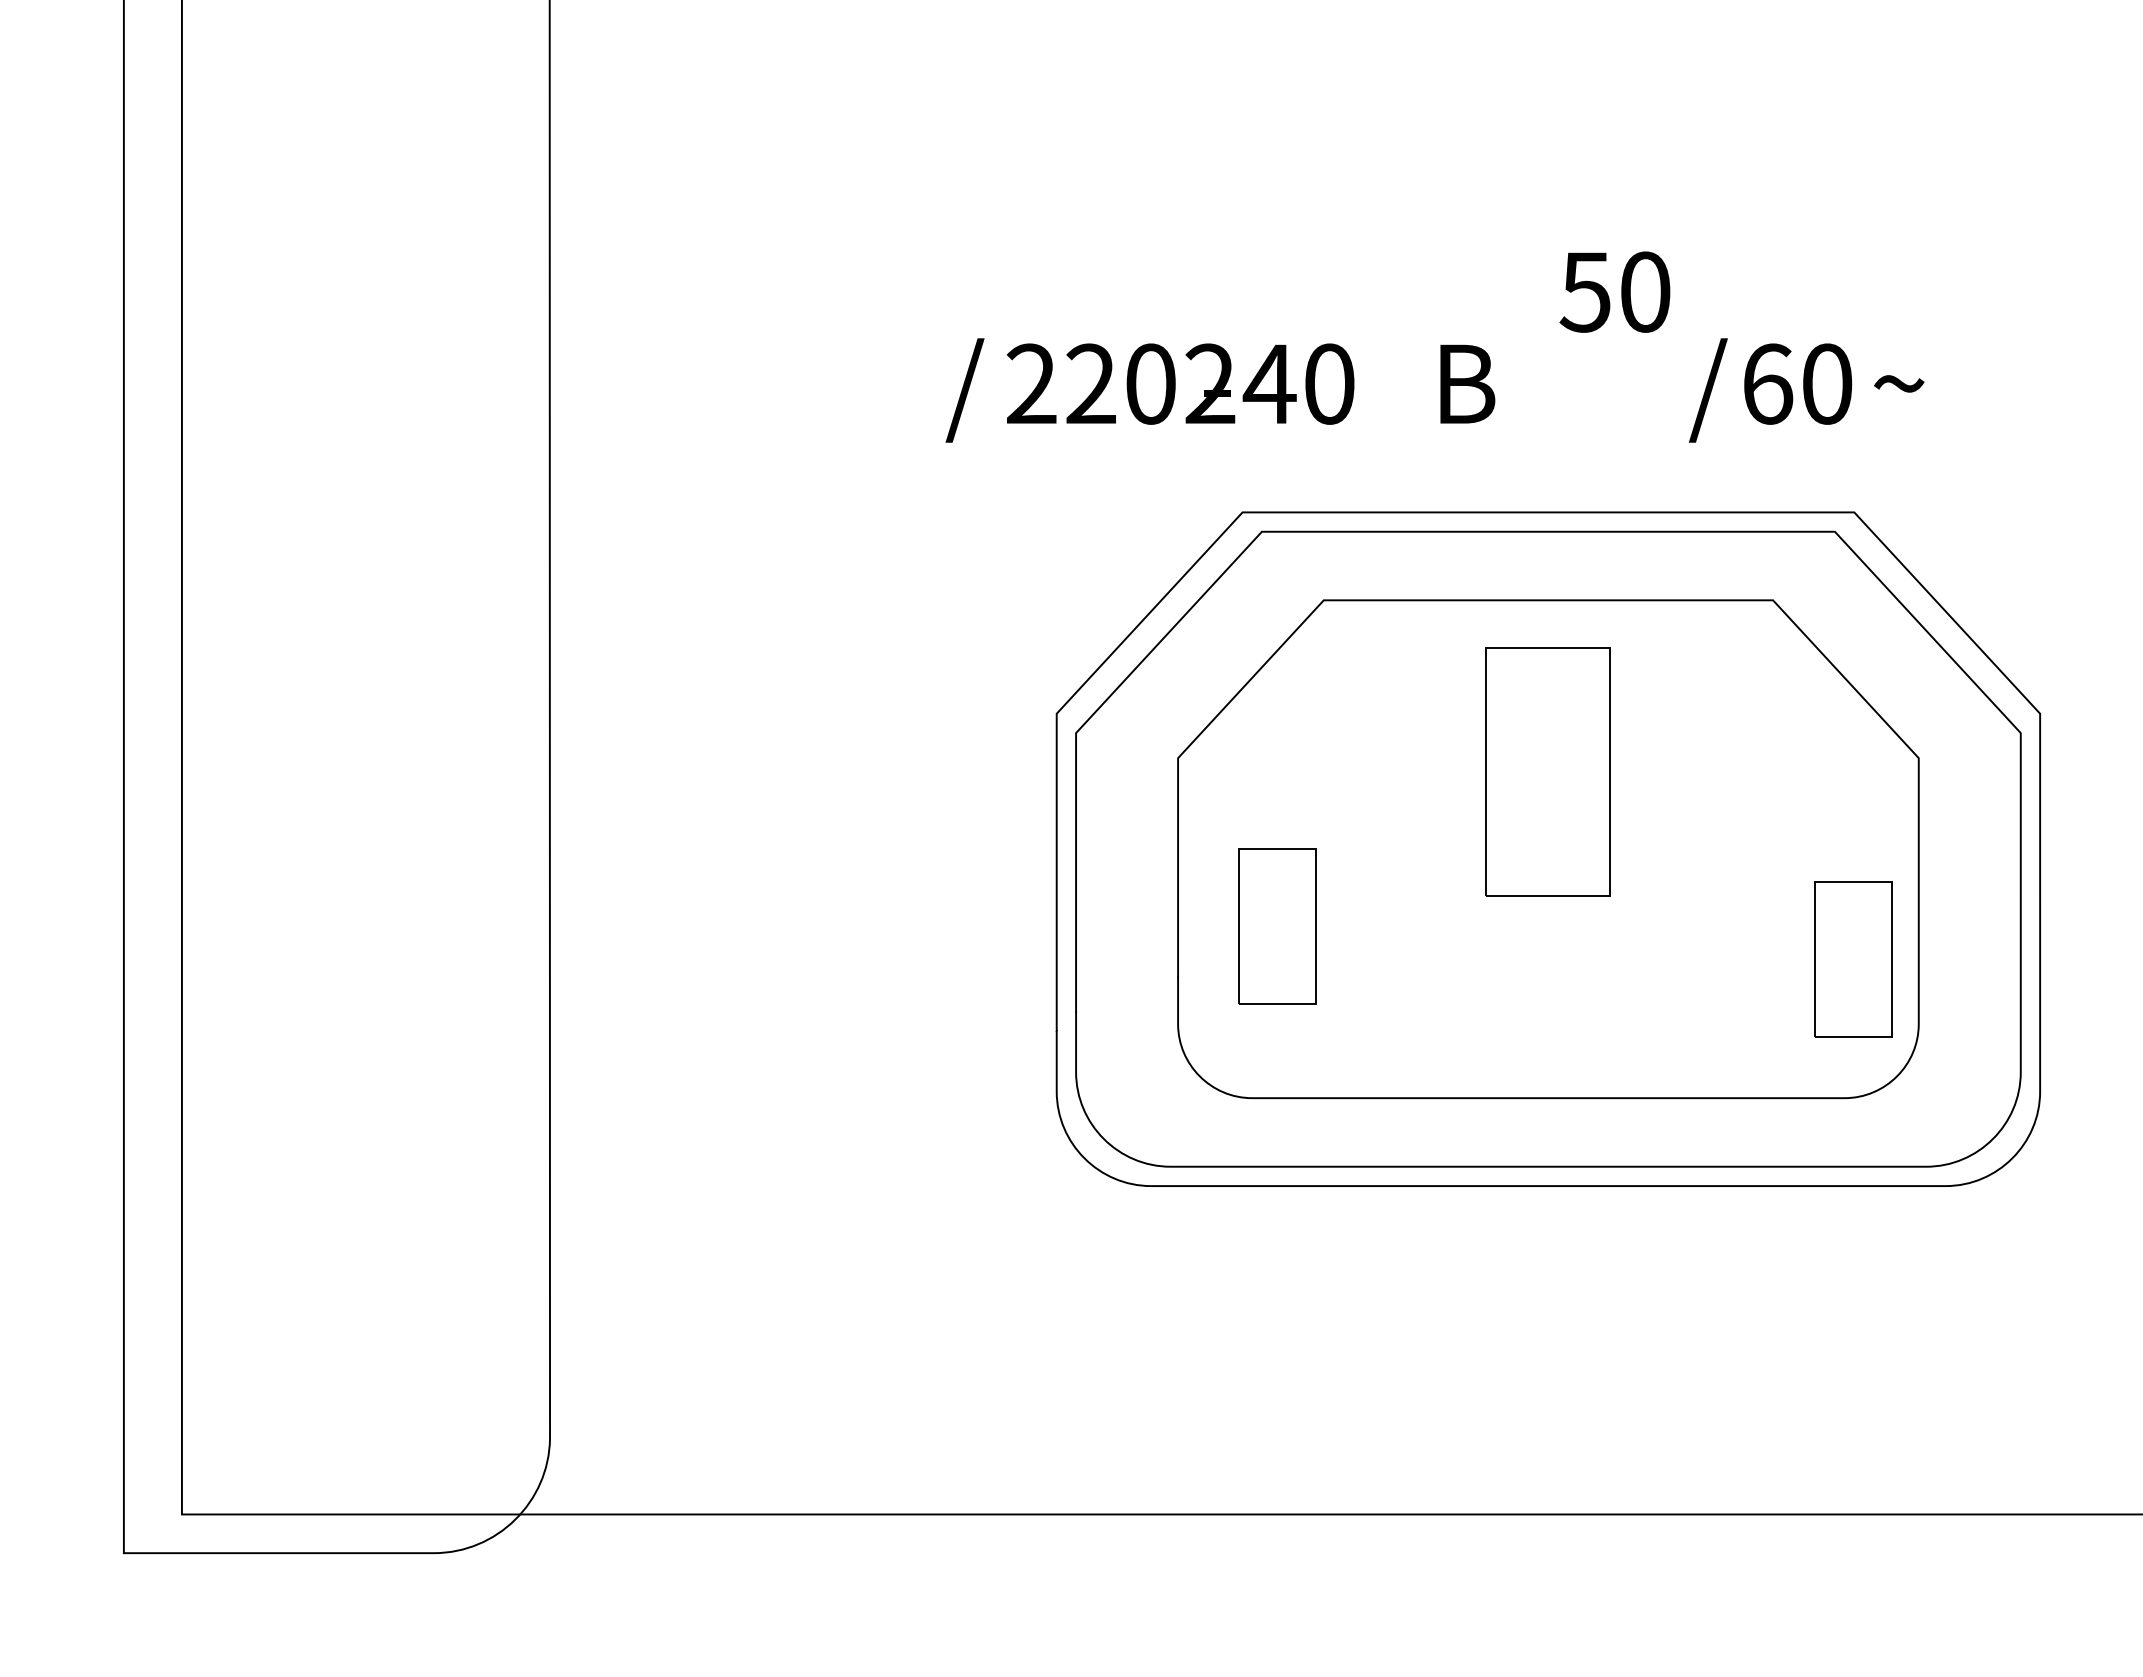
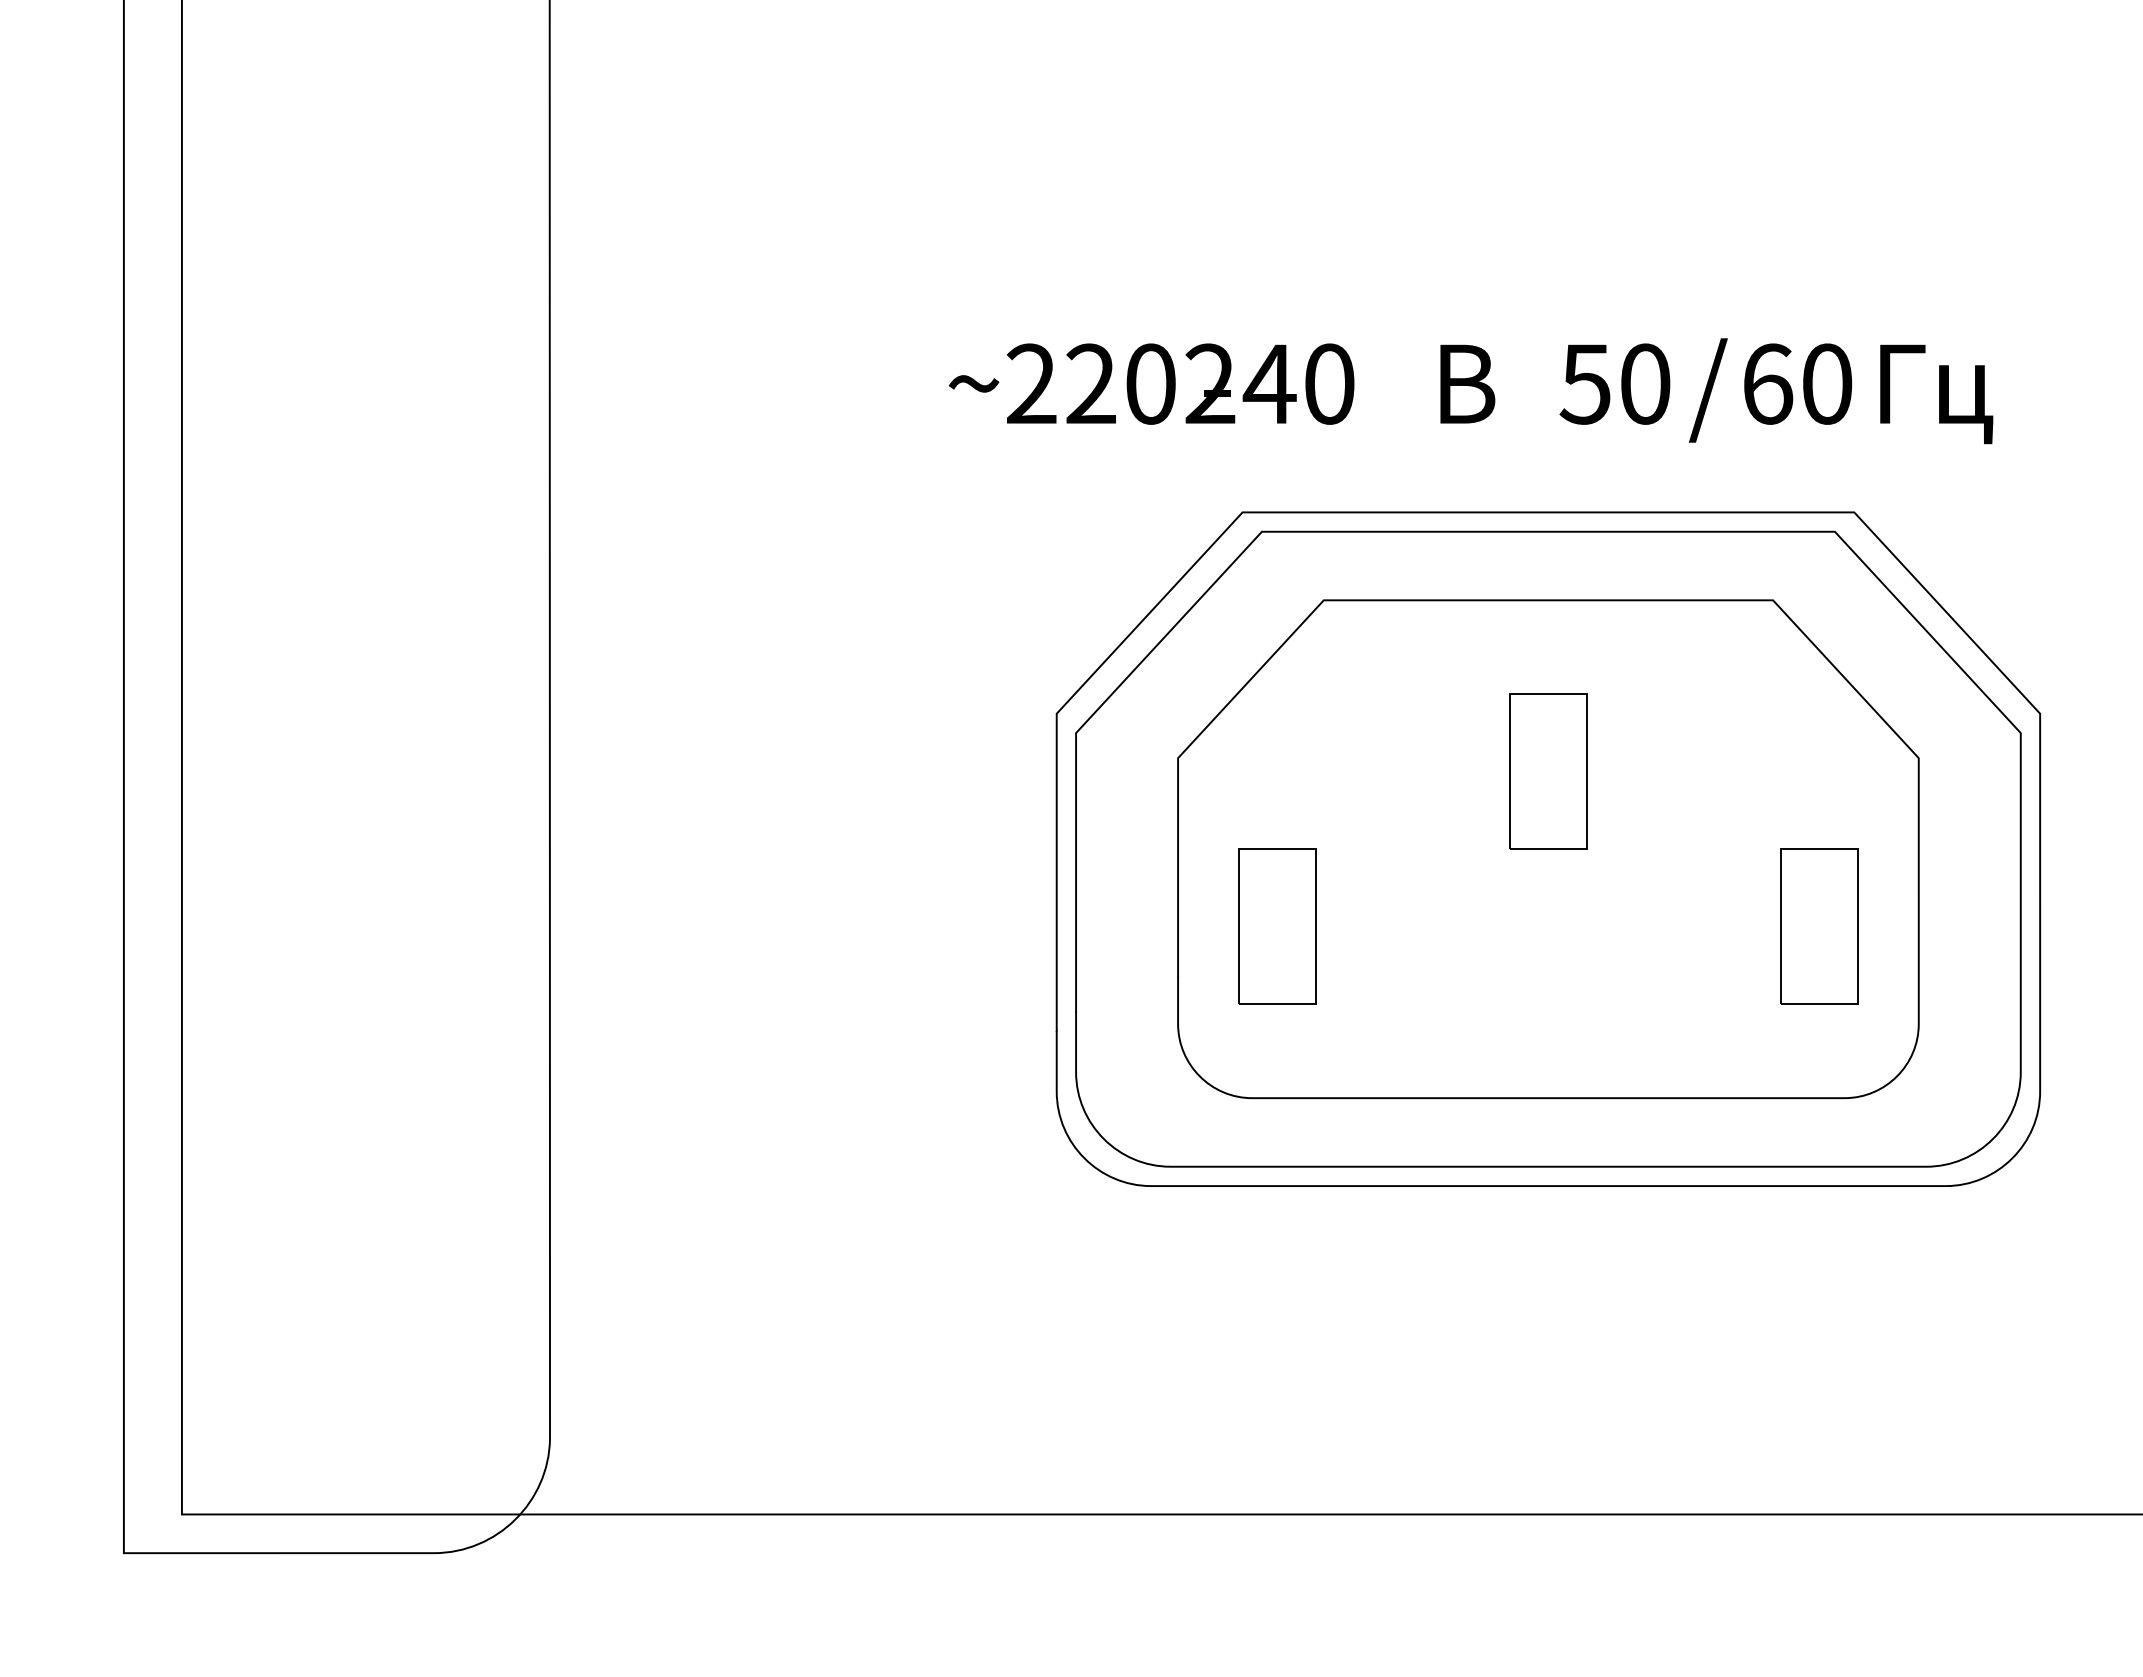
text position: (1614, 291) -> (1614, 383) (1614, 383)
text: / -> ~ (972, 390)
text: ~ -> Гц (1933, 394)
part size: 126x250 px -> 79x157 px (1548, 771)
part position: (1853, 959) -> (1819, 926) (1819, 926)
